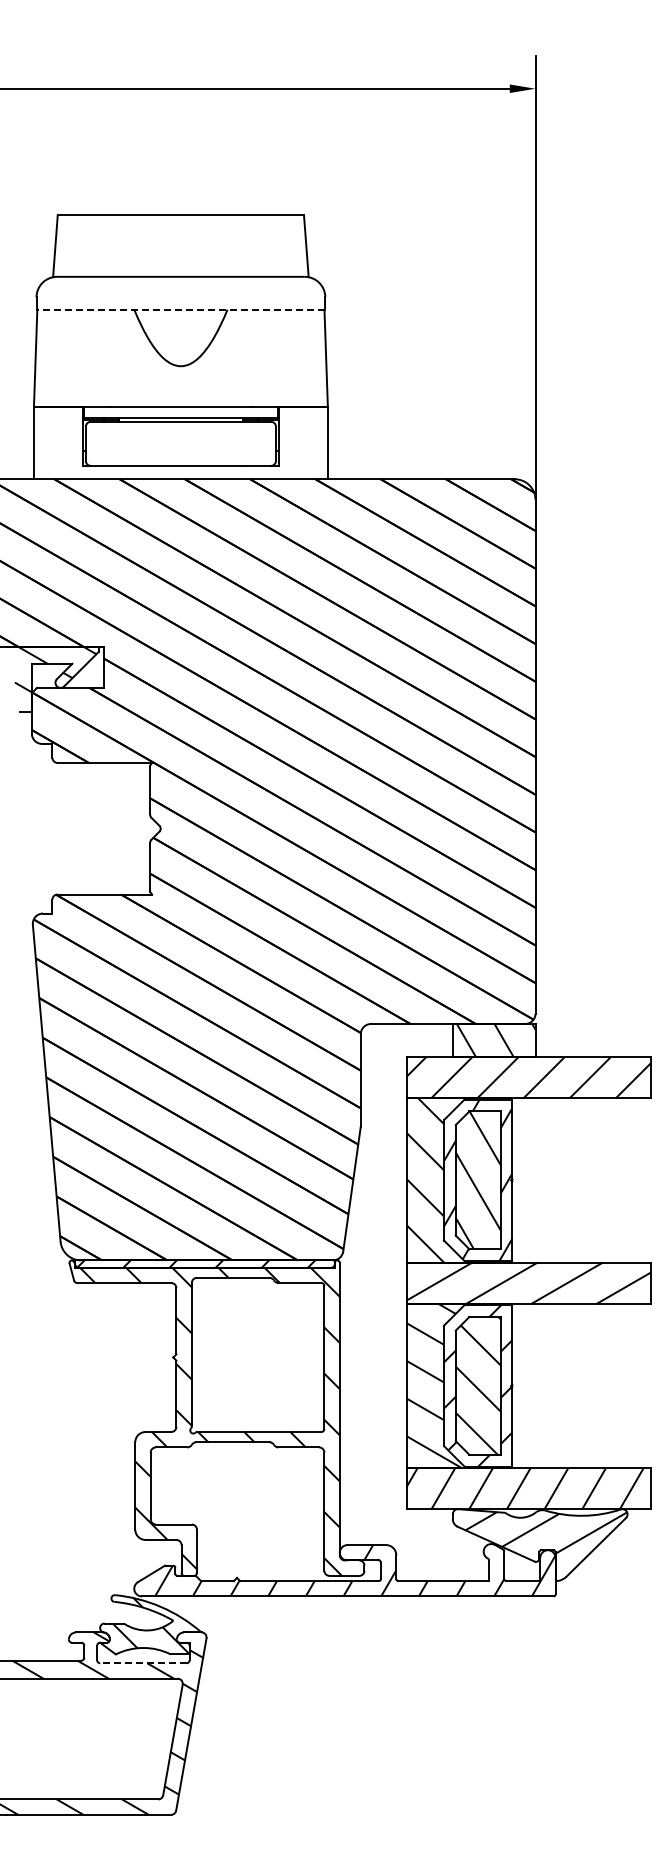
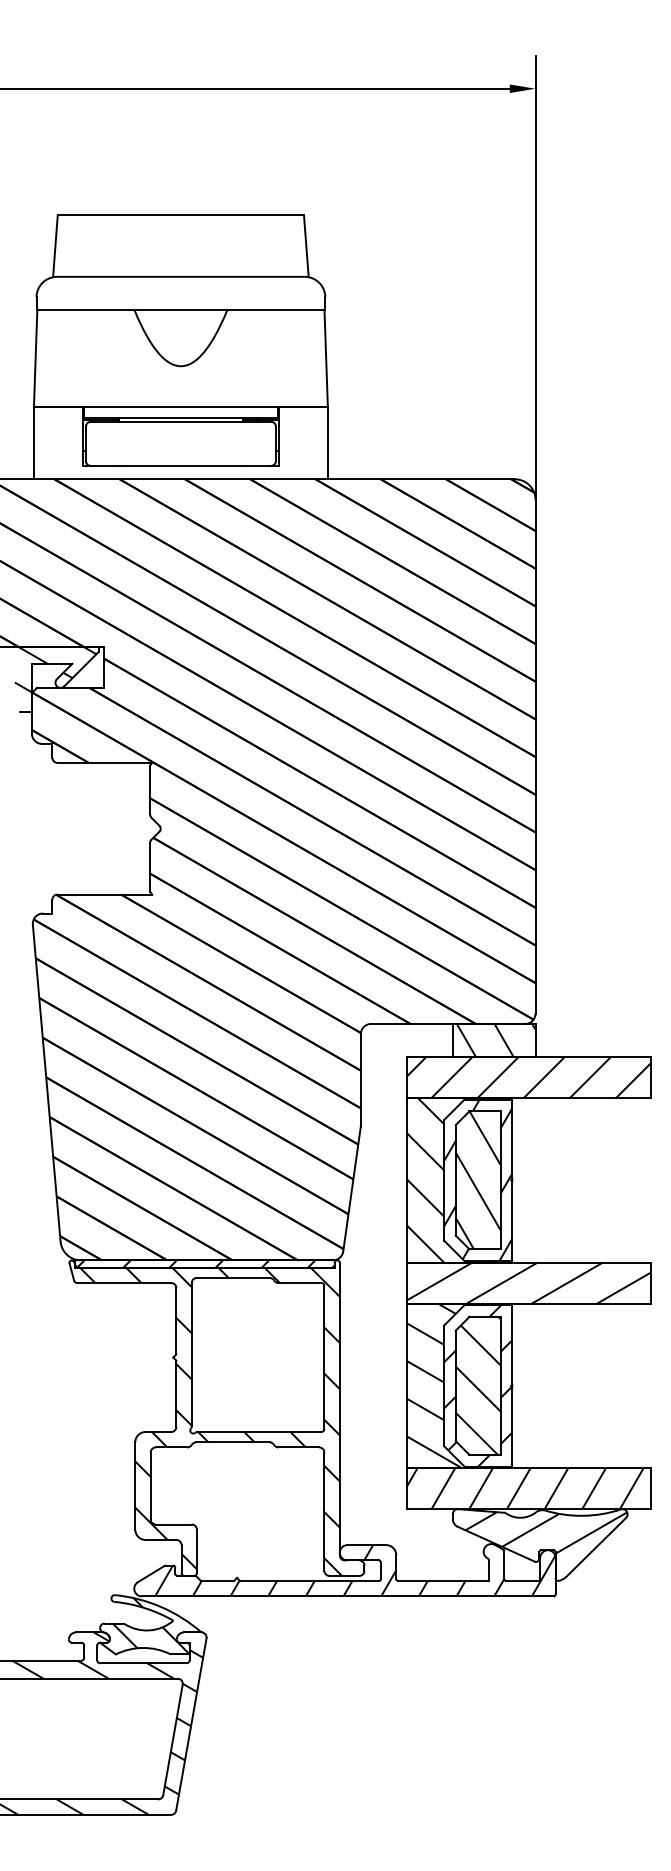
line: dashed -> solid (180, 309)
line: dashed -> solid (142, 1663)
